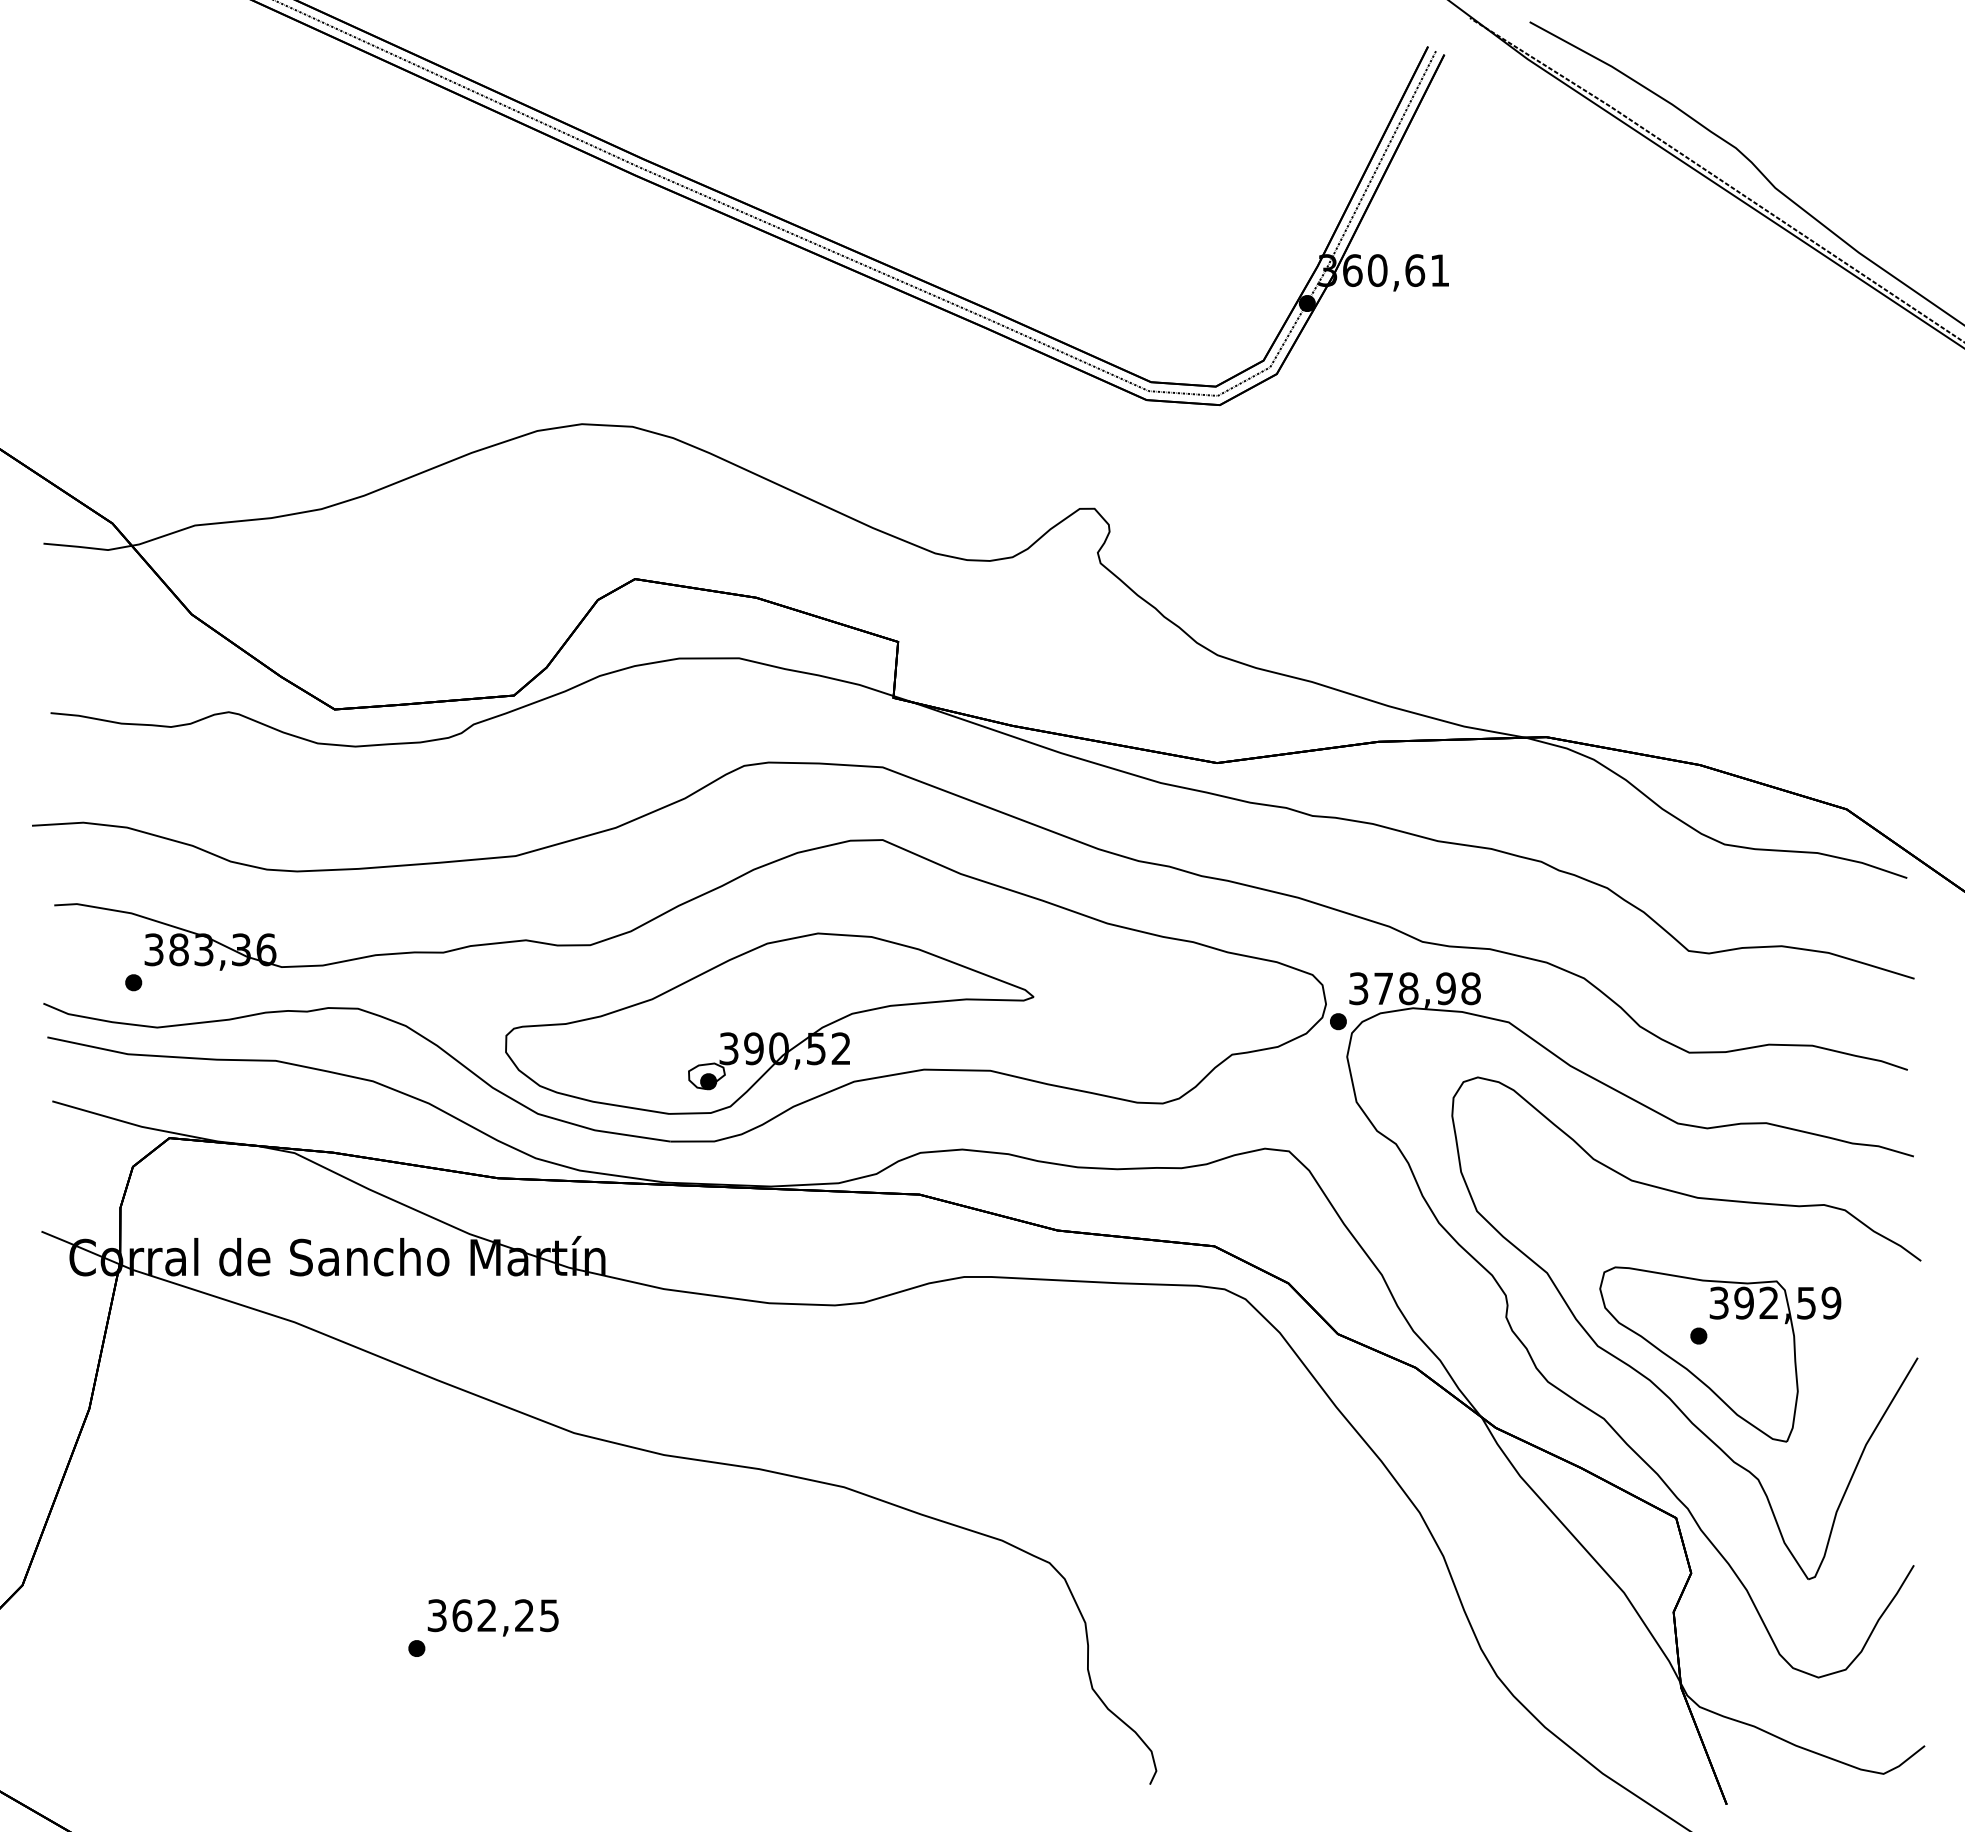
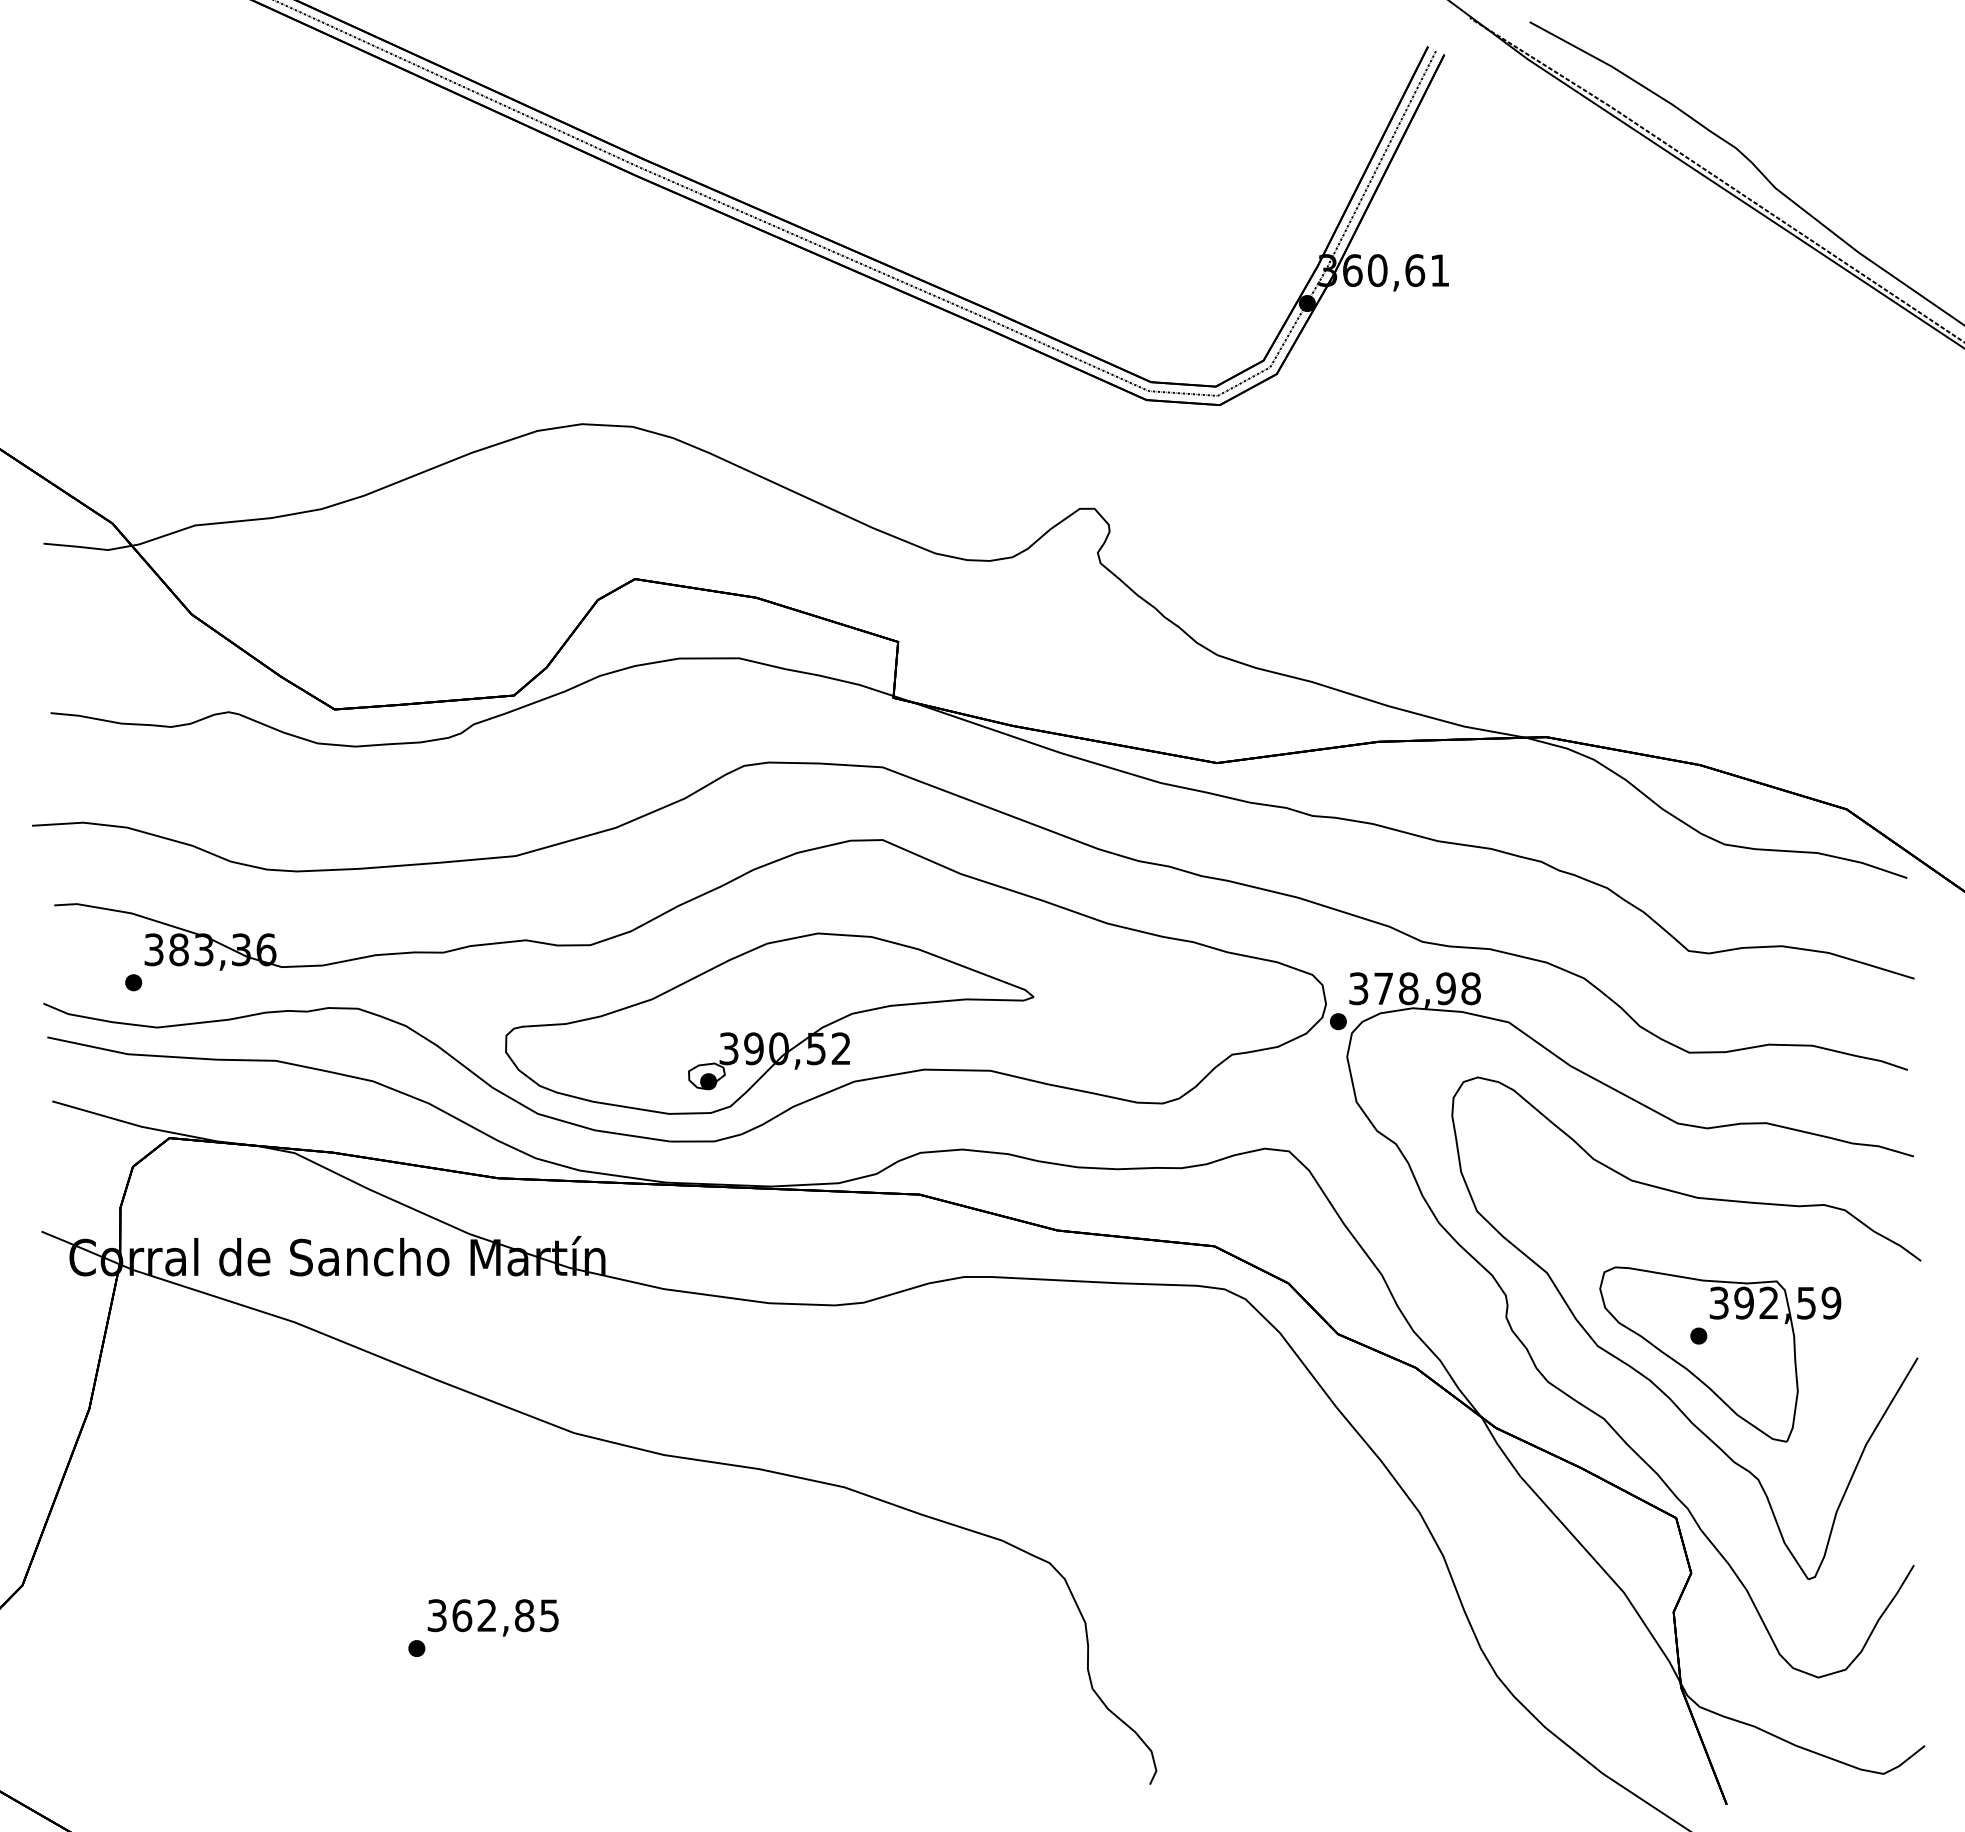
text: 362,25 -> 362,85 (524, 1615)
